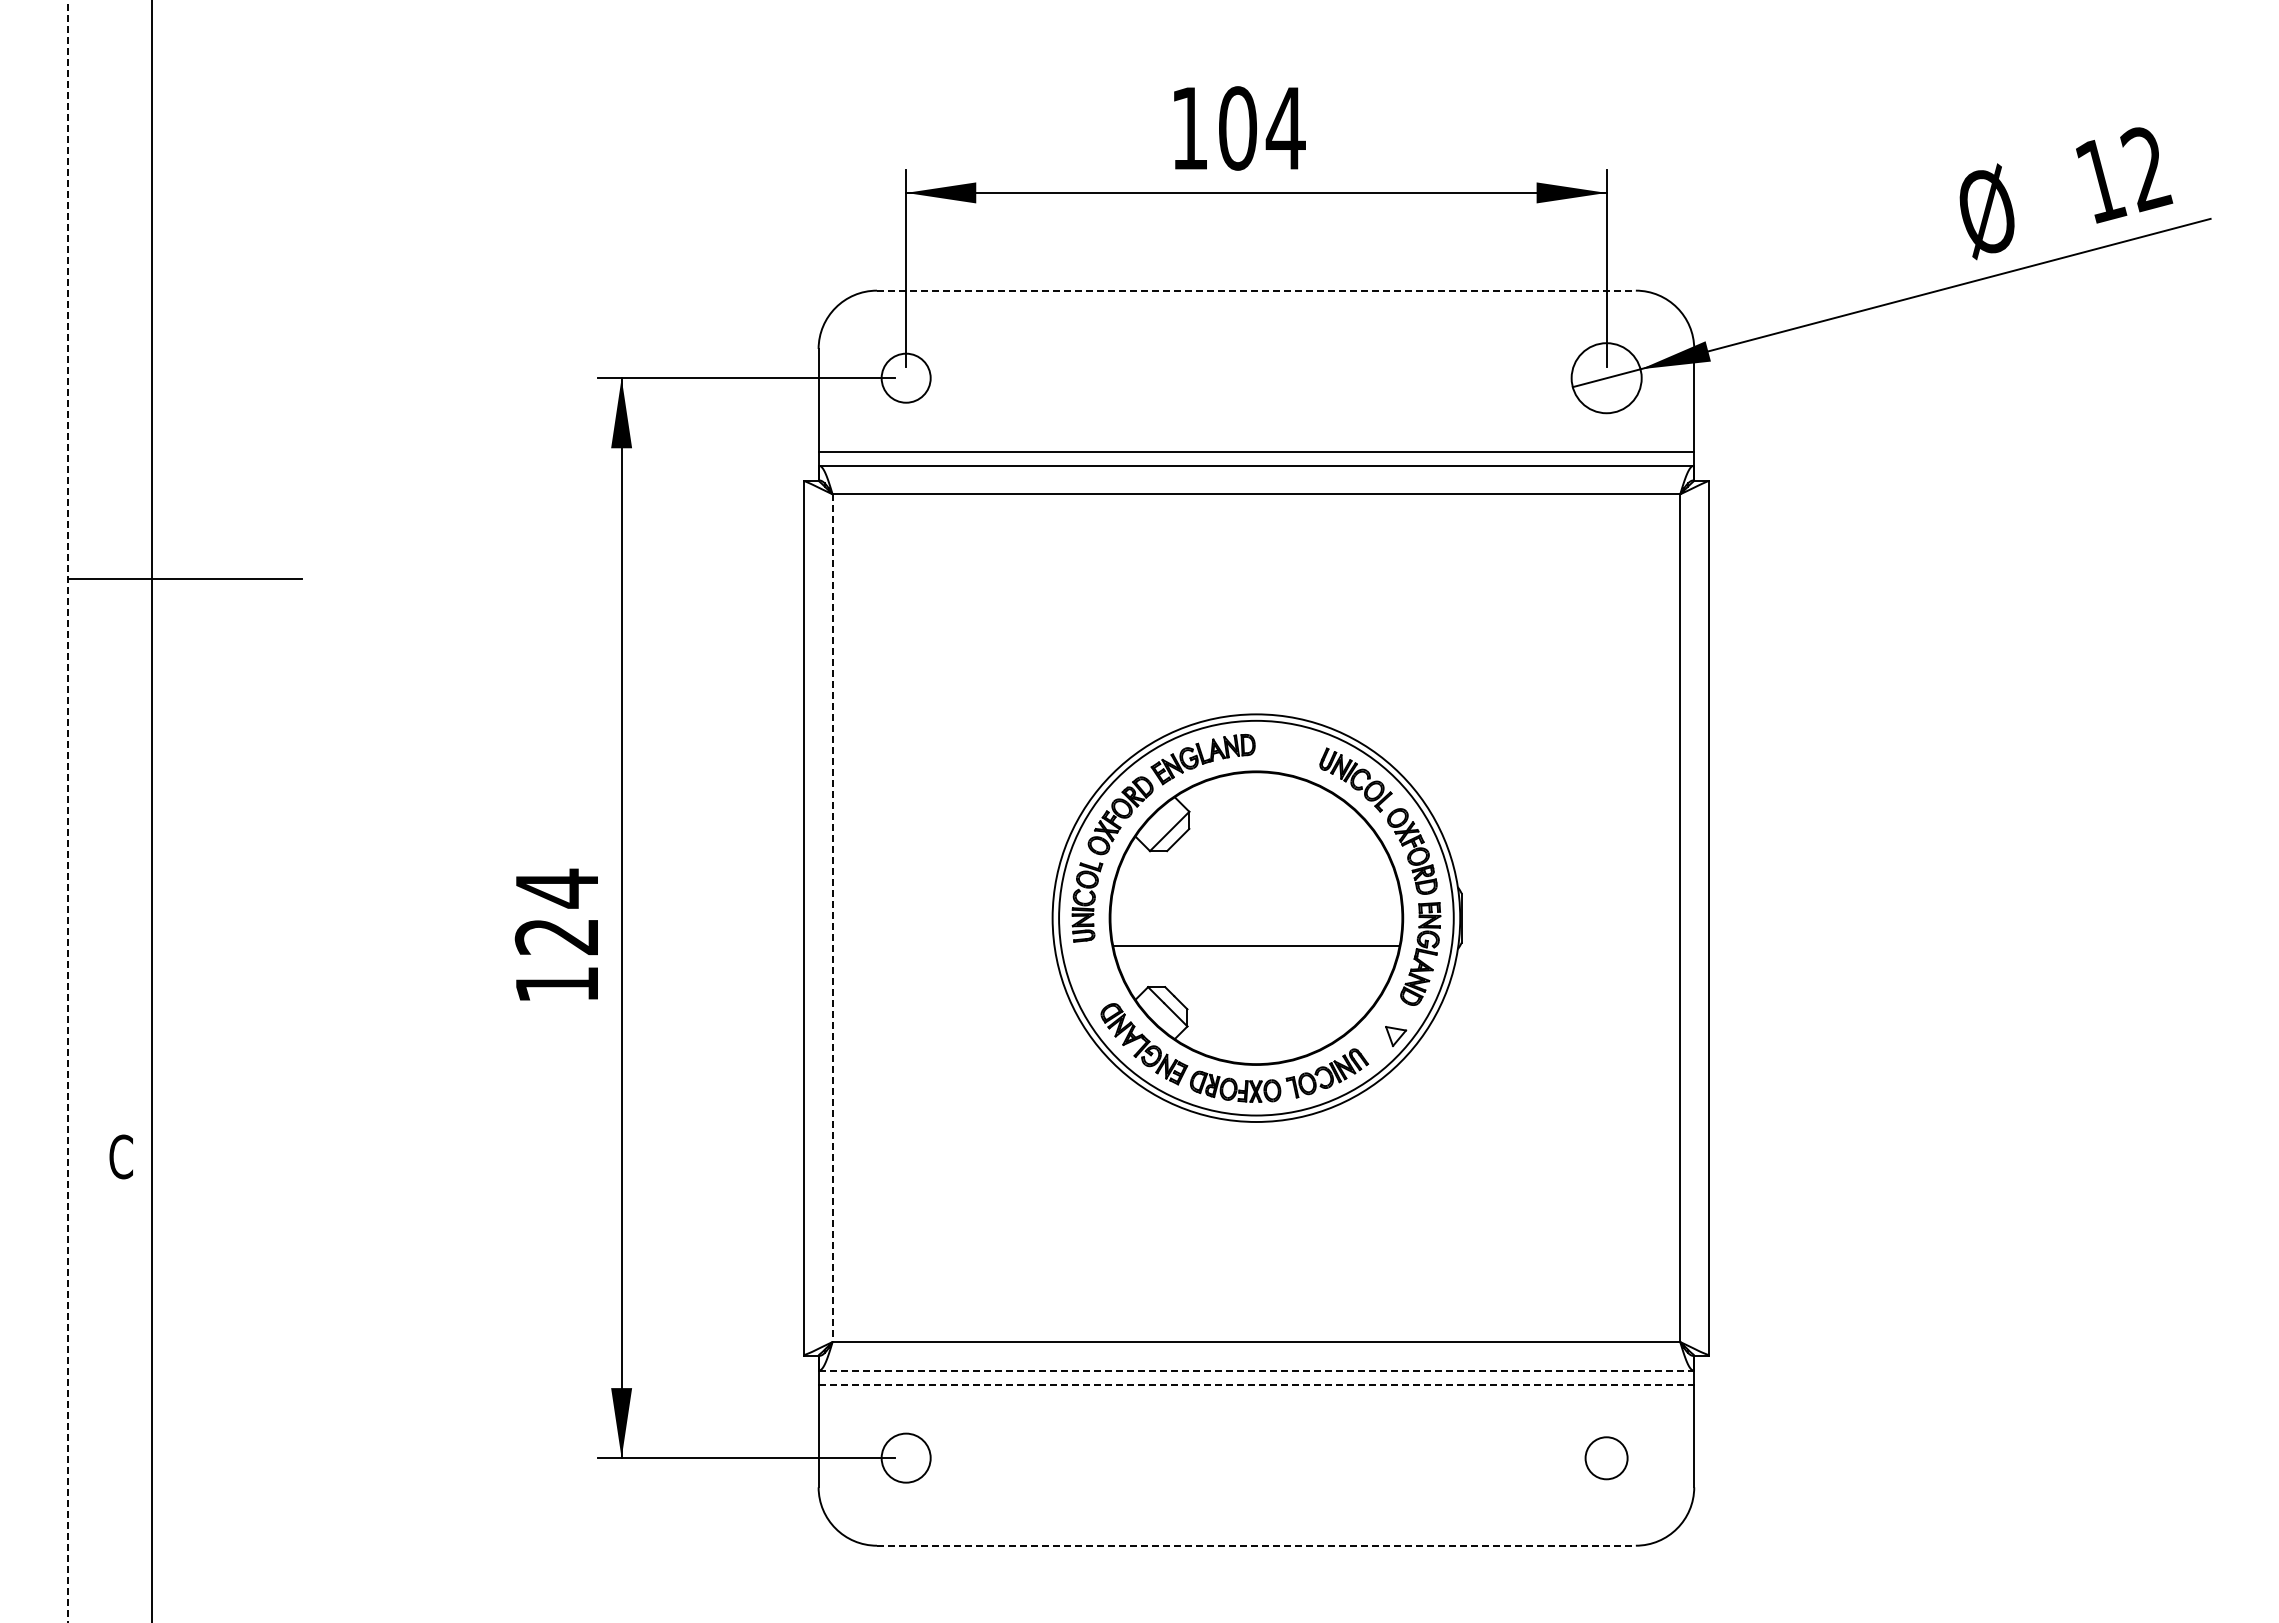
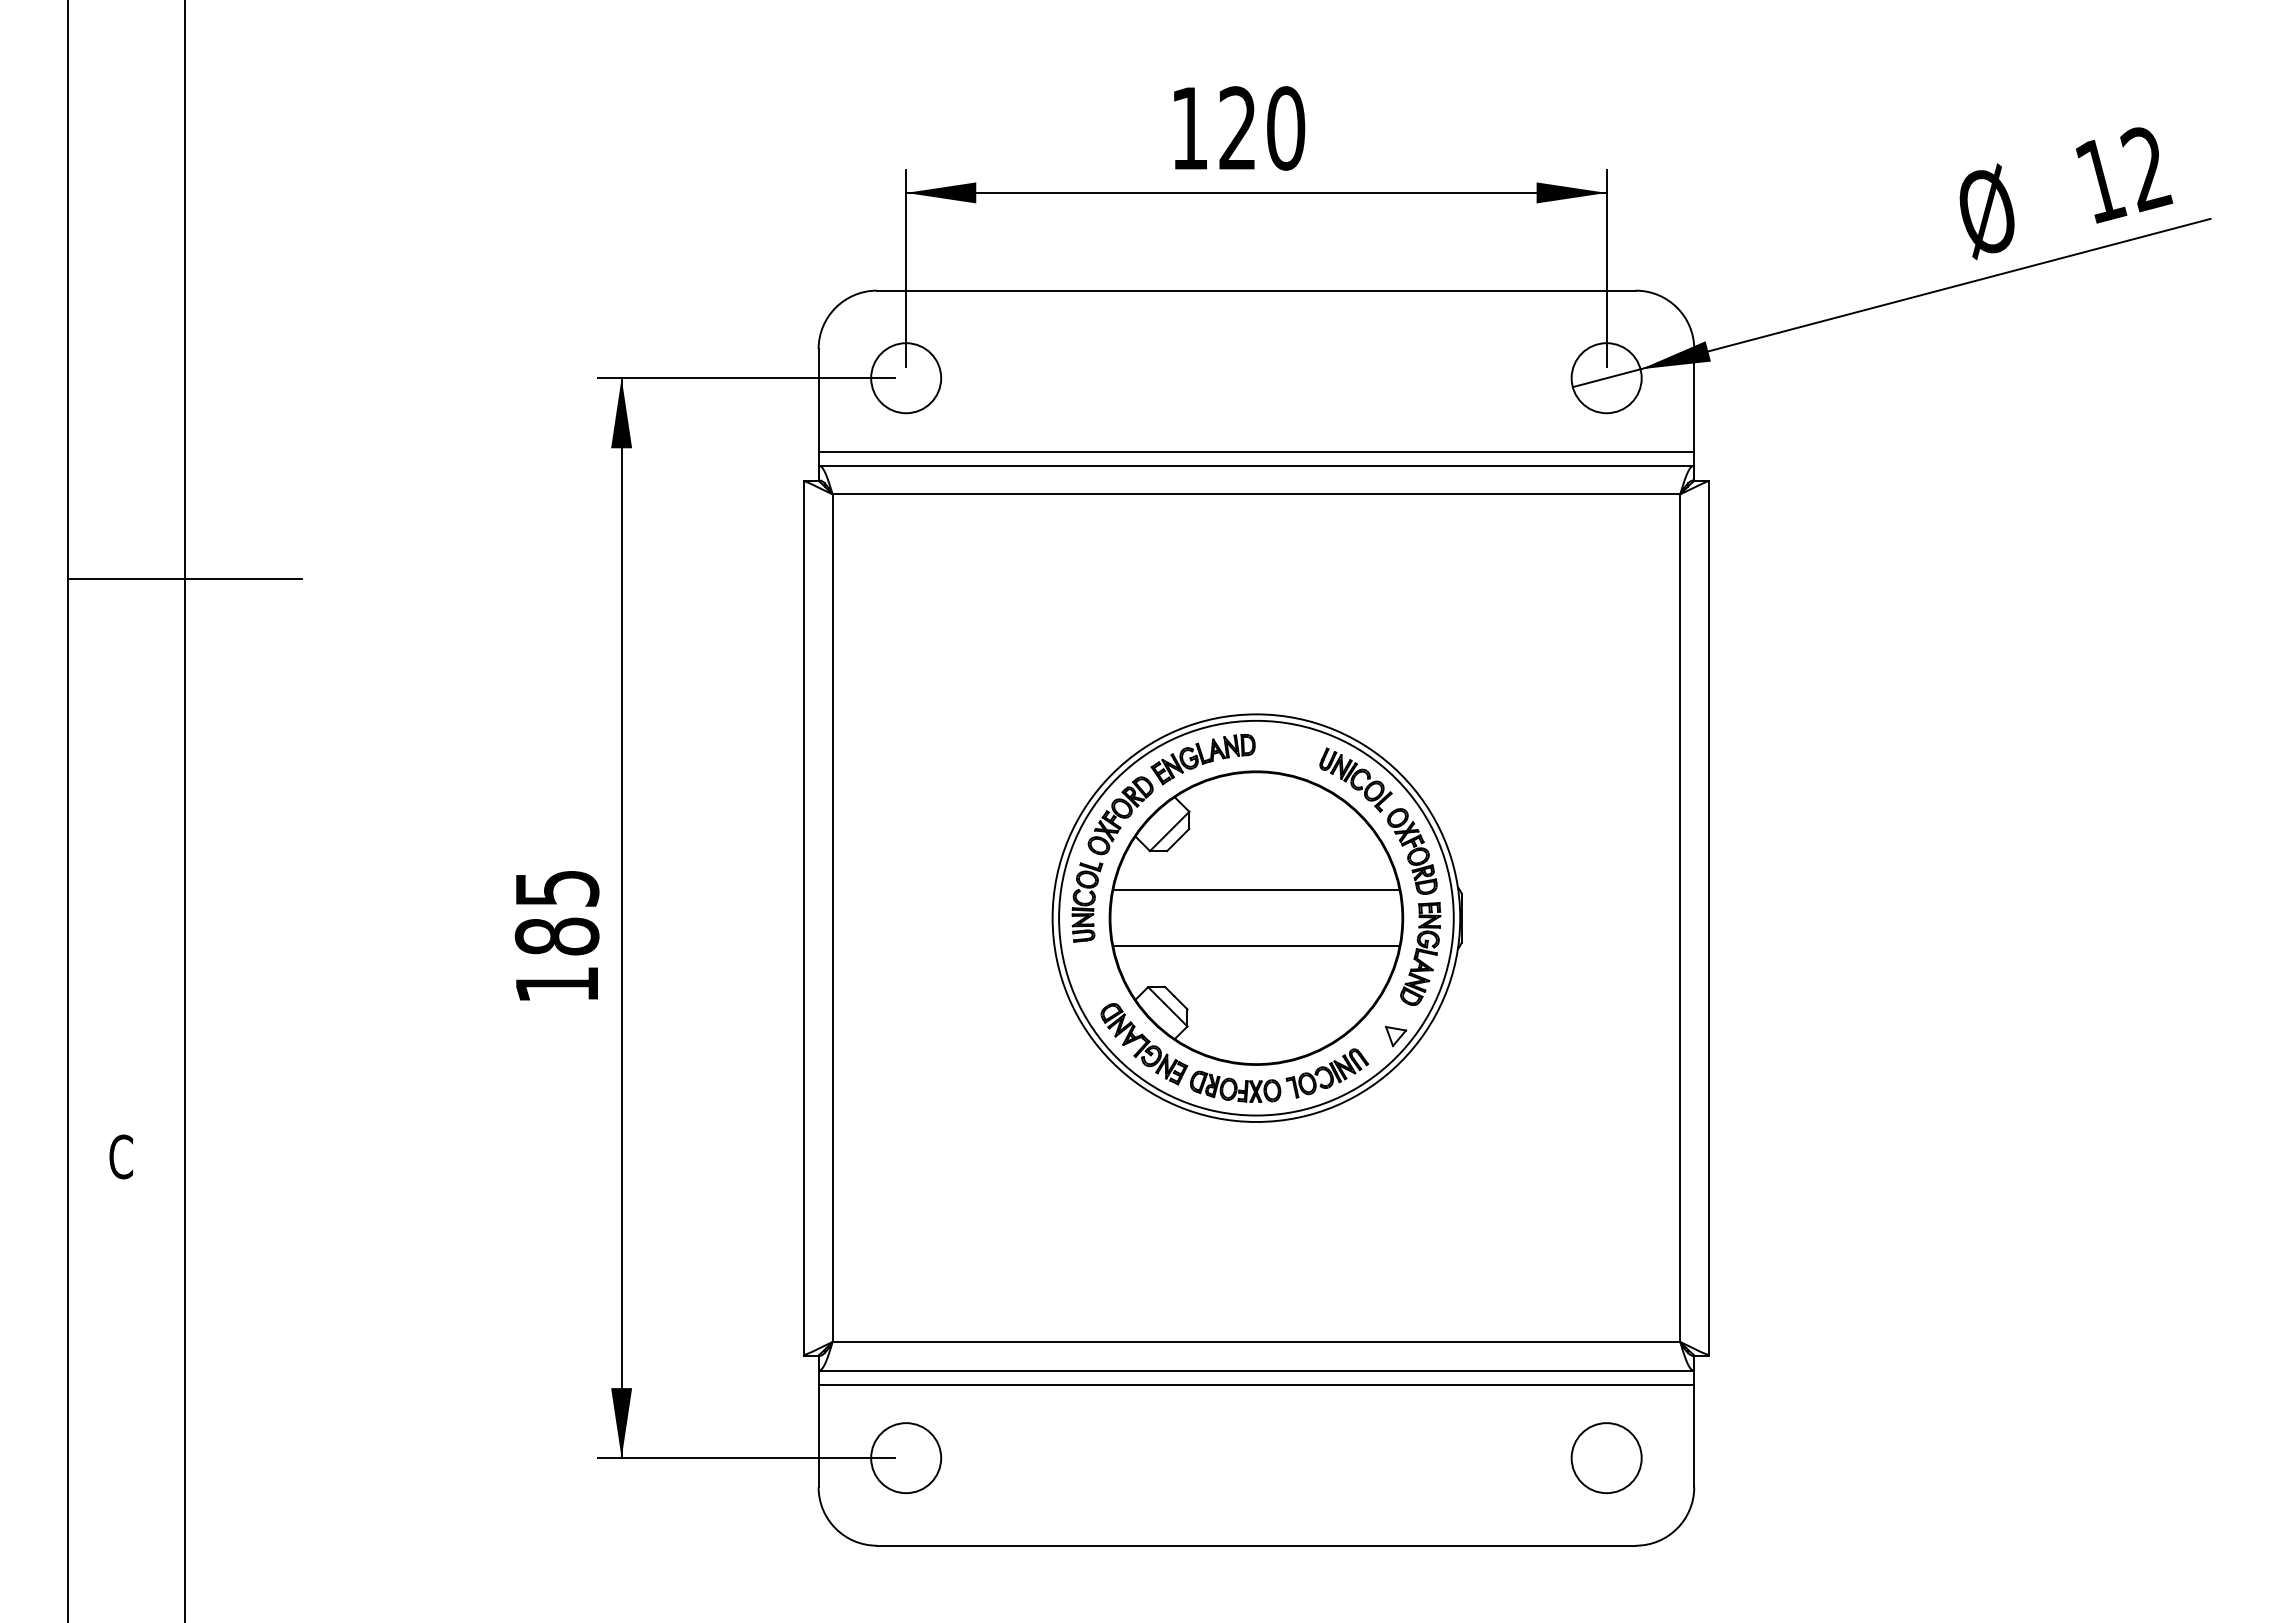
text: 104 -> 120 (1262, 128)
line: dashed -> solid (1256, 290)
circle diameter: 49 px -> 70 px (906, 378)
line position: (152, 810) -> (185, 810) (185, 810)
line: dashed -> solid (68, 811)
line: none -> present (1256, 890)
text: 124 -> 185 (556, 911)
line: dashed -> solid (832, 918)
line: dashed -> solid (1256, 1370)
line: dashed -> solid (1256, 1384)
circle diameter: 49 px -> 70 px (906, 1458)
circle size: 45x45 px -> 73x73 px (1606, 1458)
line: dashed -> solid (1256, 1545)
